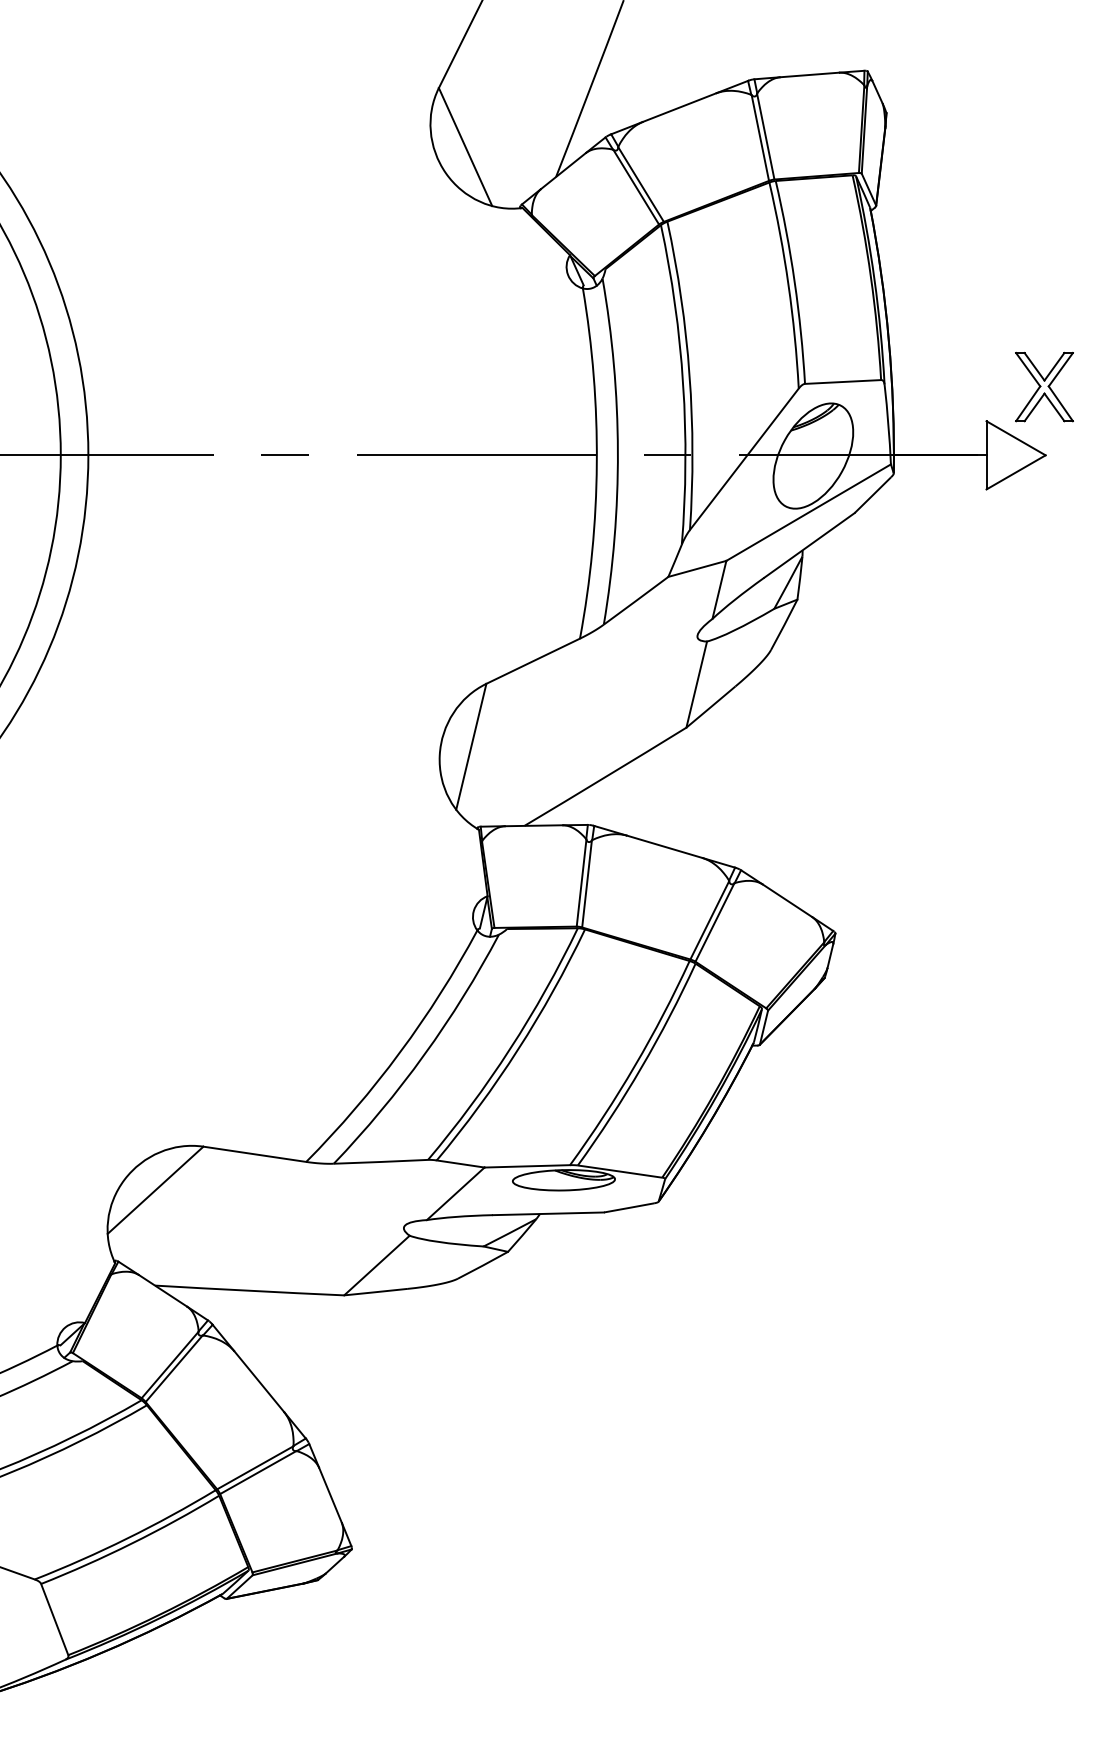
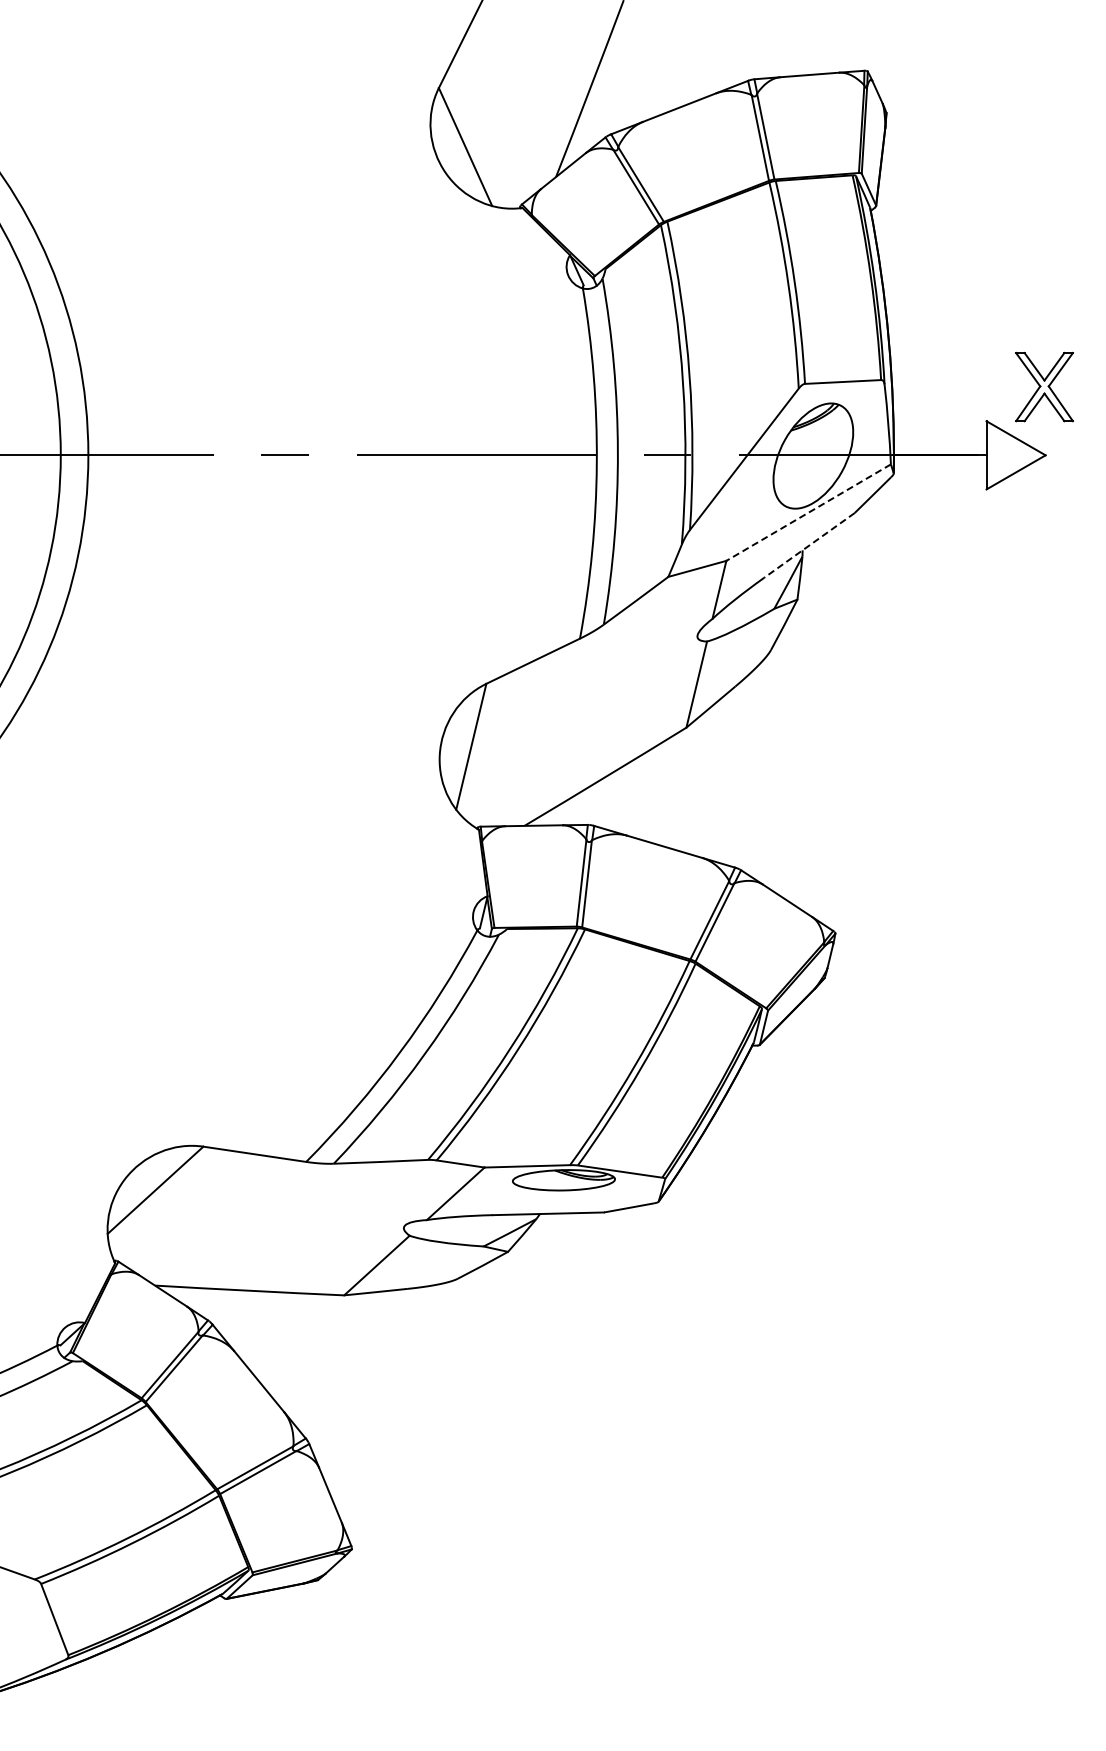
line: solid -> dashed (808, 512)
line: solid -> dashed (809, 545)
